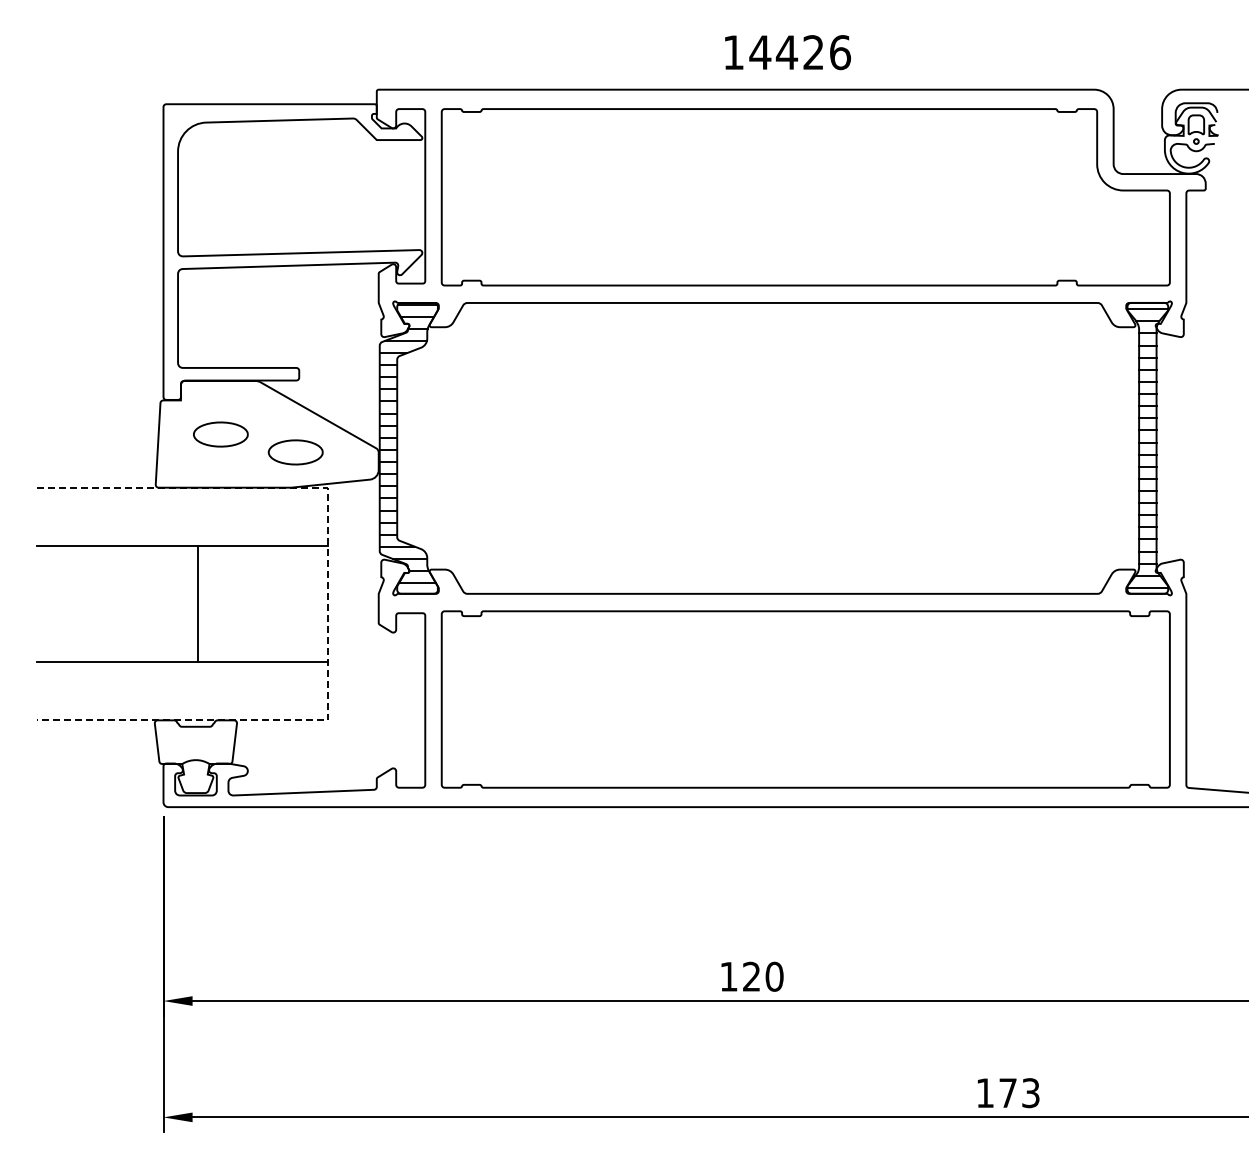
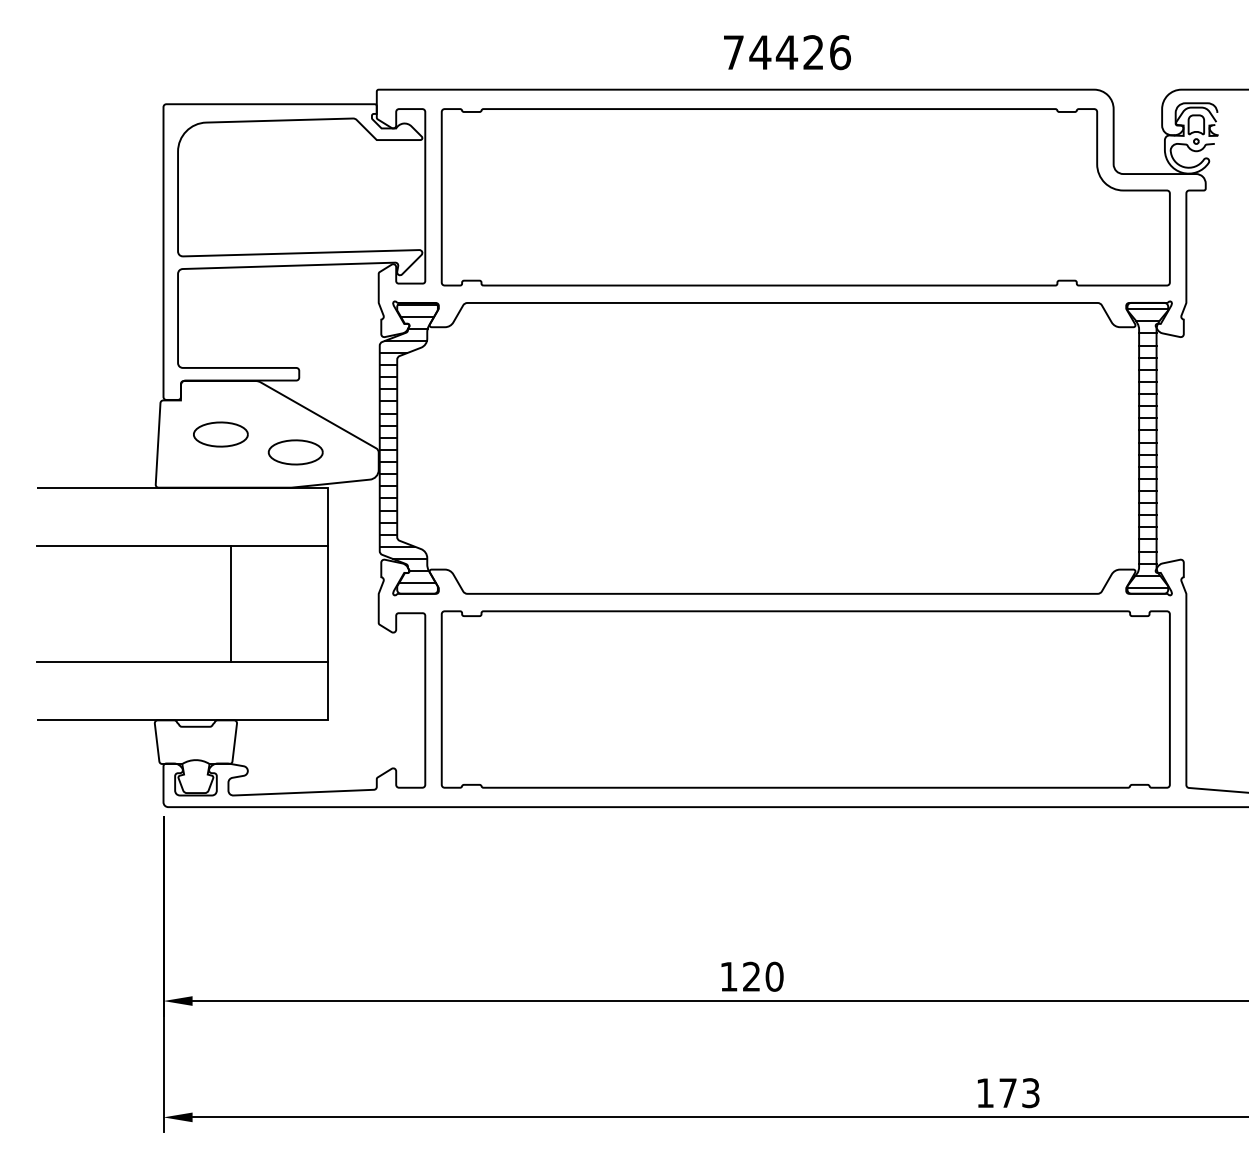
text: 14426 -> 74426 (733, 52)
line position: (198, 603) -> (231, 603) (231, 603)
line: dashed -> solid (328, 604)
